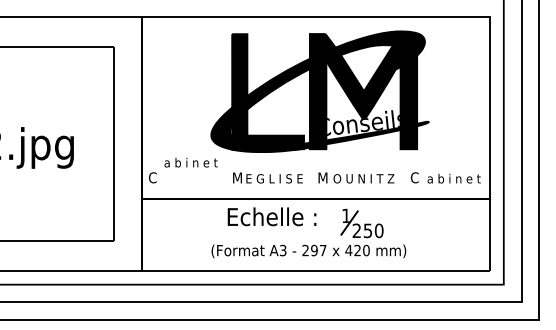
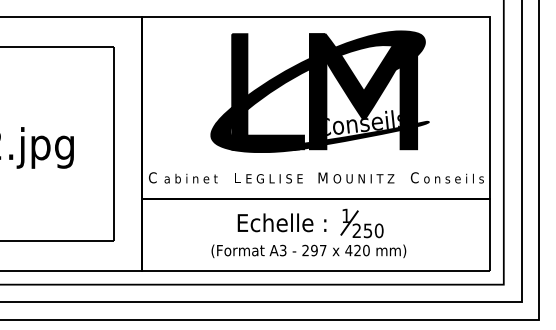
text position: (190, 162) -> (190, 178) (190, 178)
text: M -> L (237, 177)
text: a b i n e t -> o n s e i l s (453, 178)
text position: (271, 216) -> (281, 222) (281, 222)
